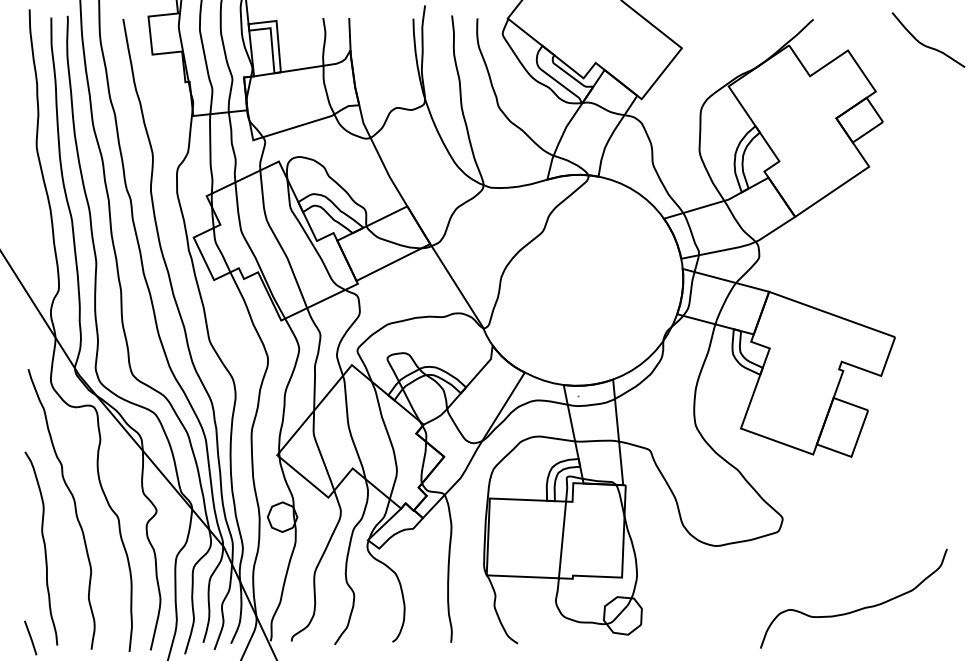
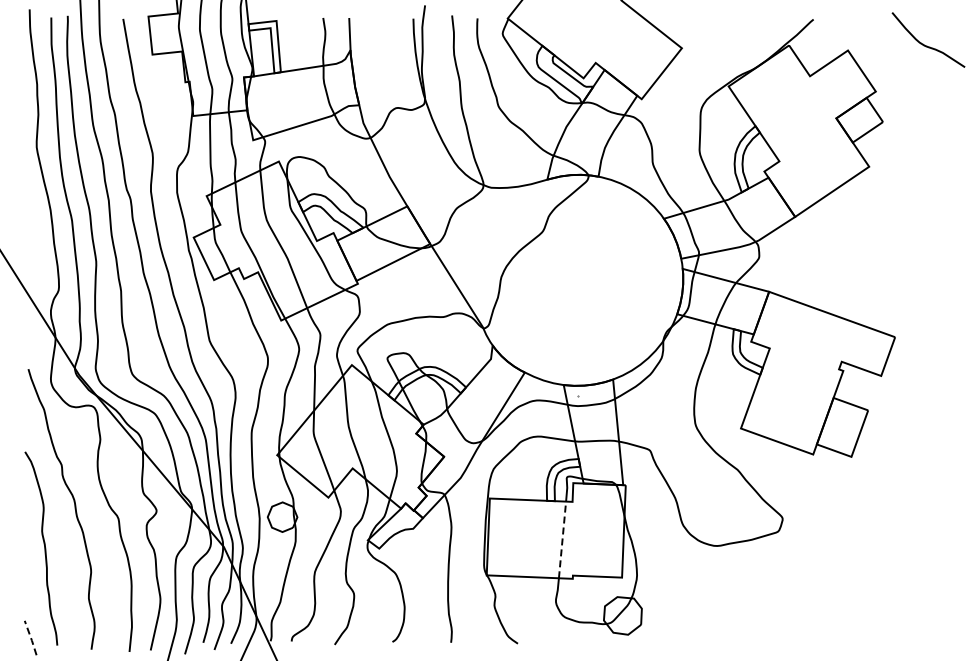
line: solid -> dashed (562, 539)
curve: present -> none (856, 609)
line: solid -> dashed (30, 637)
